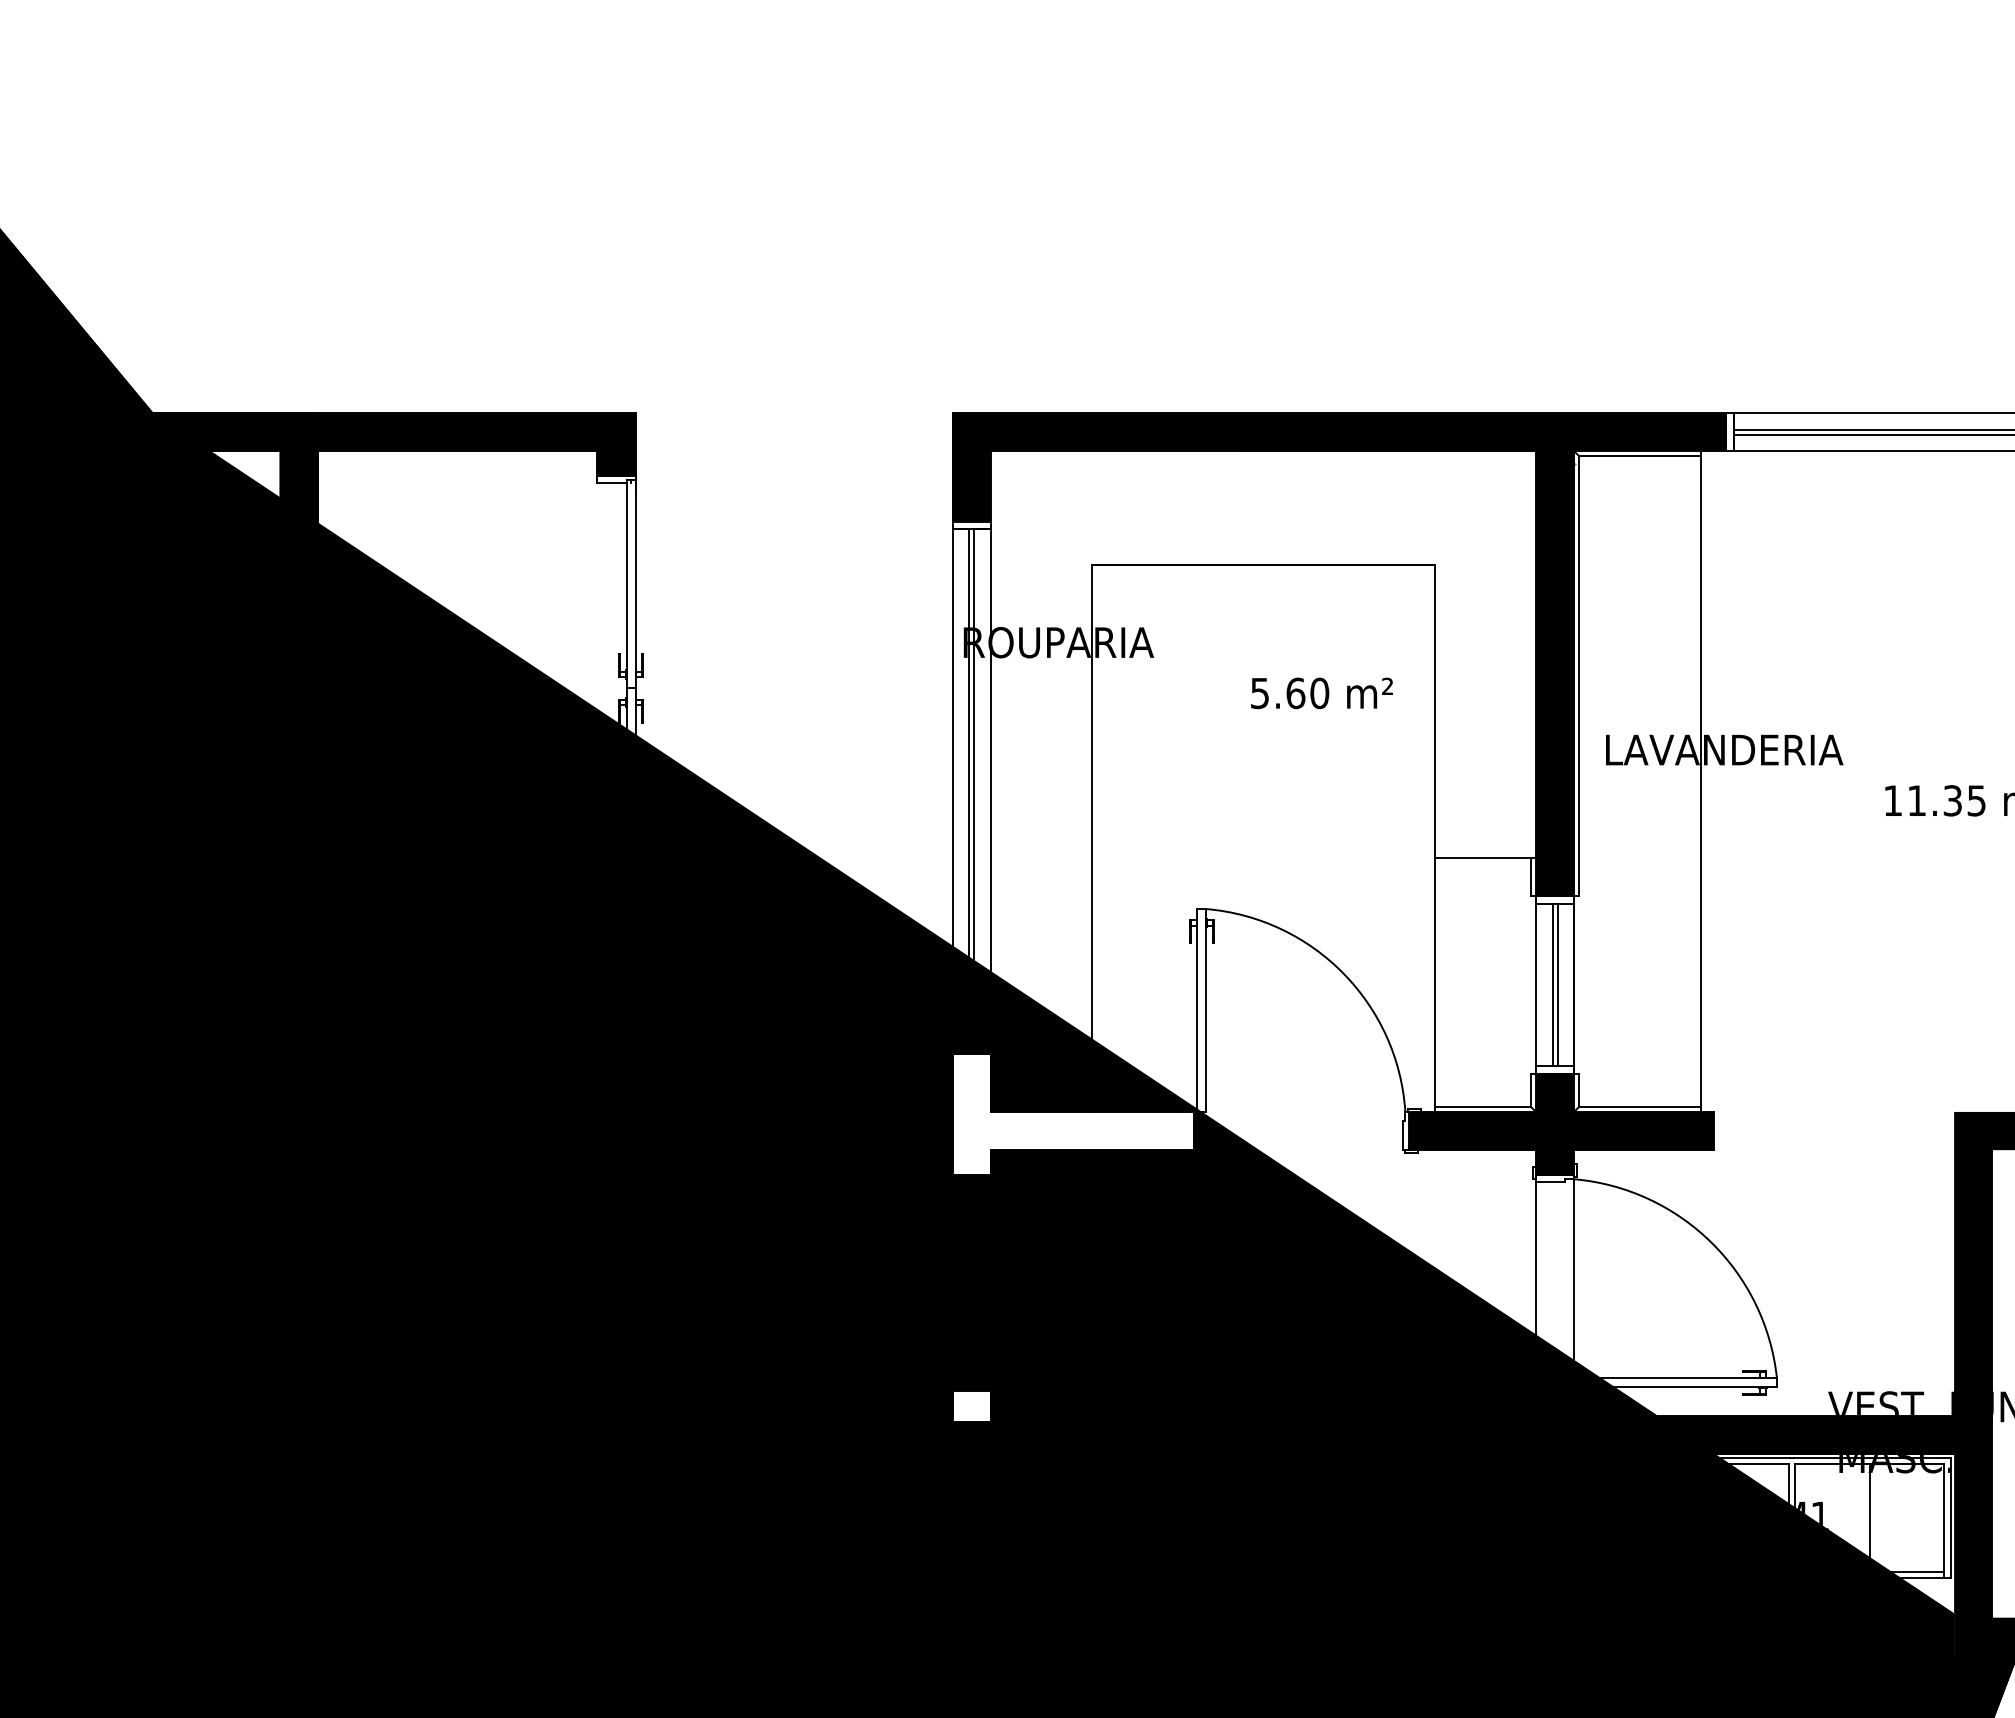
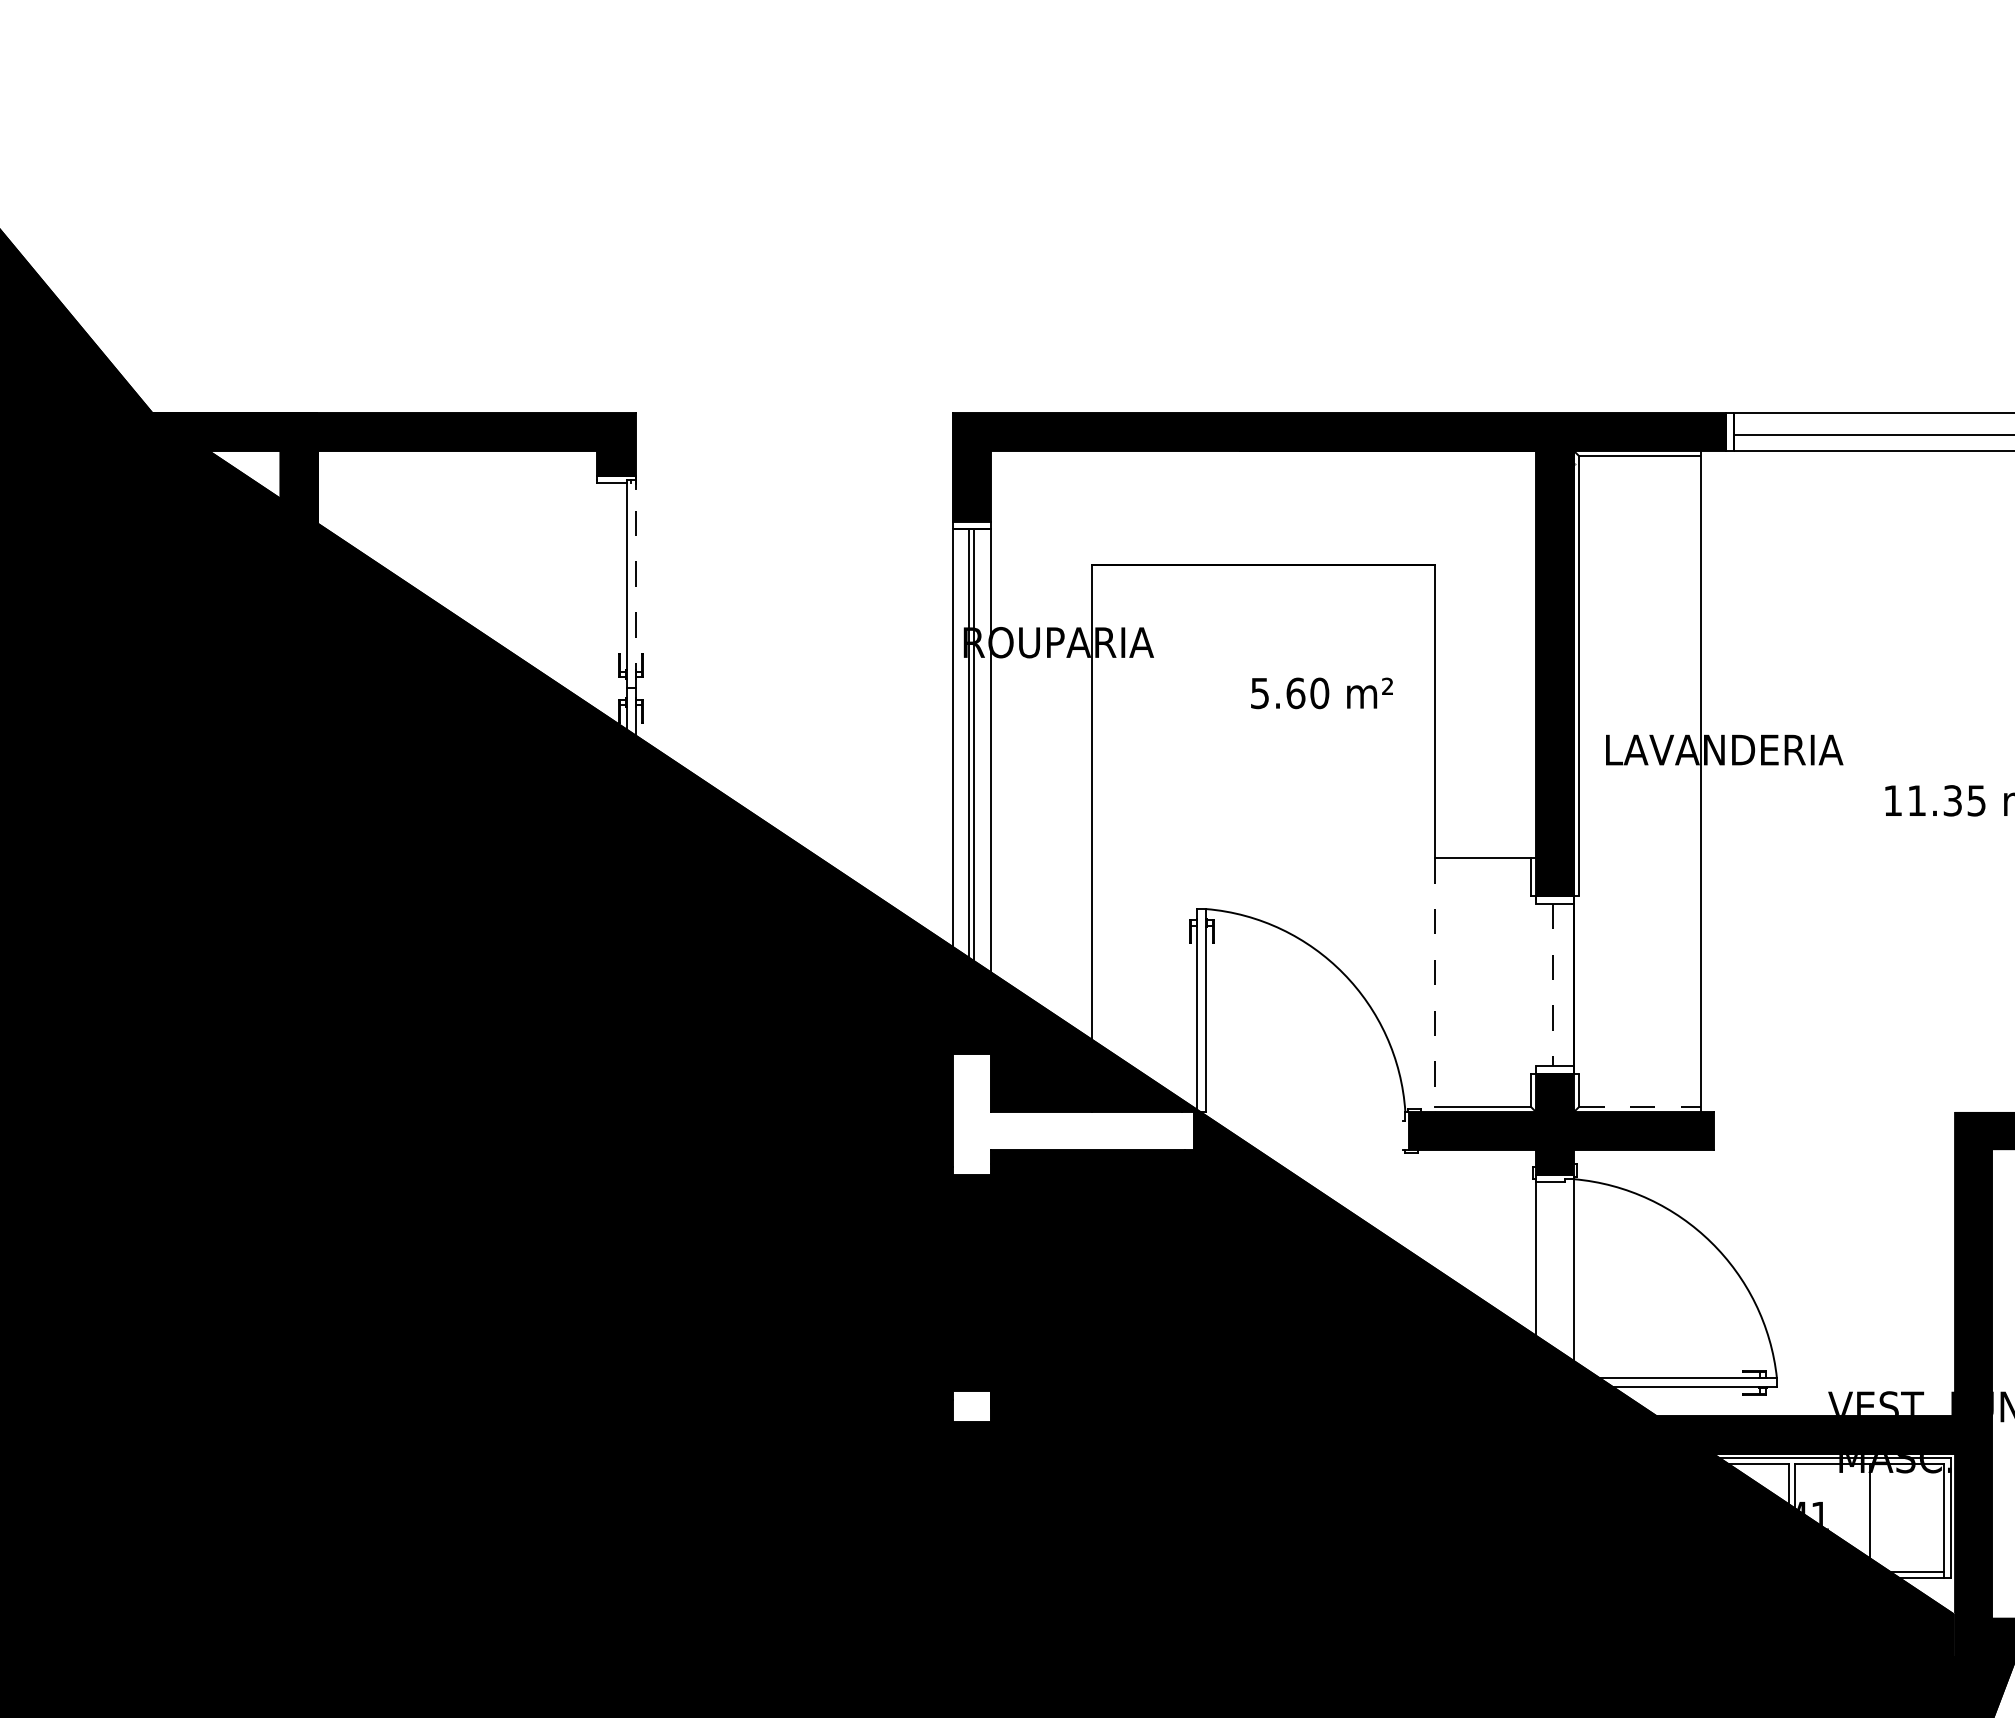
line: present -> none (1872, 429)
line: solid -> dashed (635, 583)
line: present -> none (1536, 984)
line: present -> none (1557, 984)
line: solid -> dashed (1434, 985)
line: solid -> dashed (1552, 985)
line: solid -> dashed (1640, 1106)
line: present -> none (1402, 1135)
